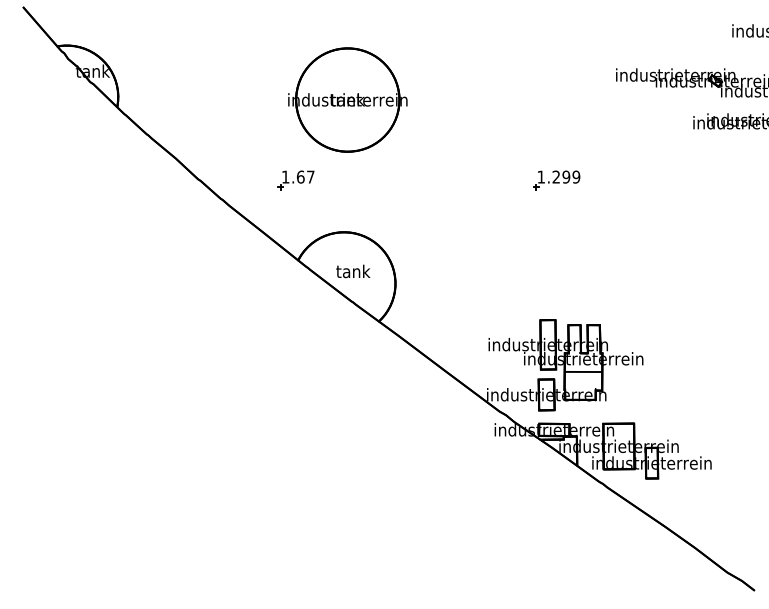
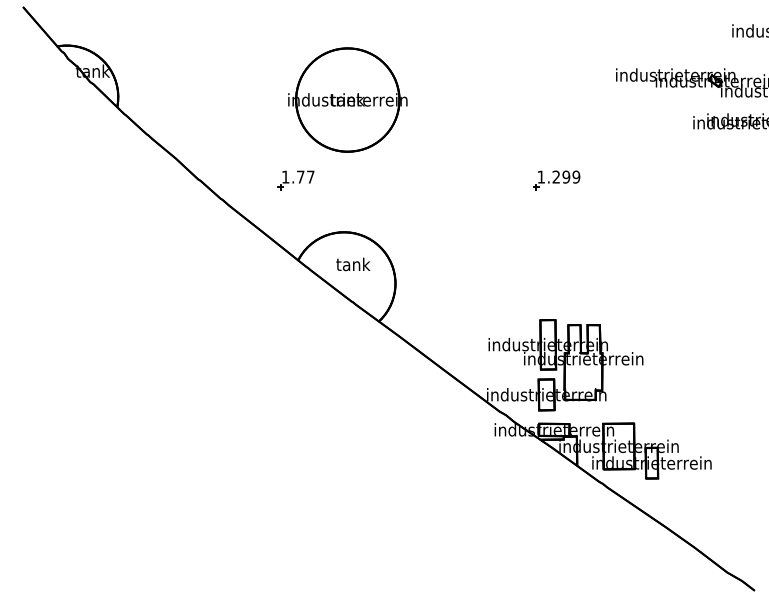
text: 1.67 -> 1.77 (300, 176)
text position: (353, 271) -> (353, 264) (353, 264)
line: present -> none (583, 371)
